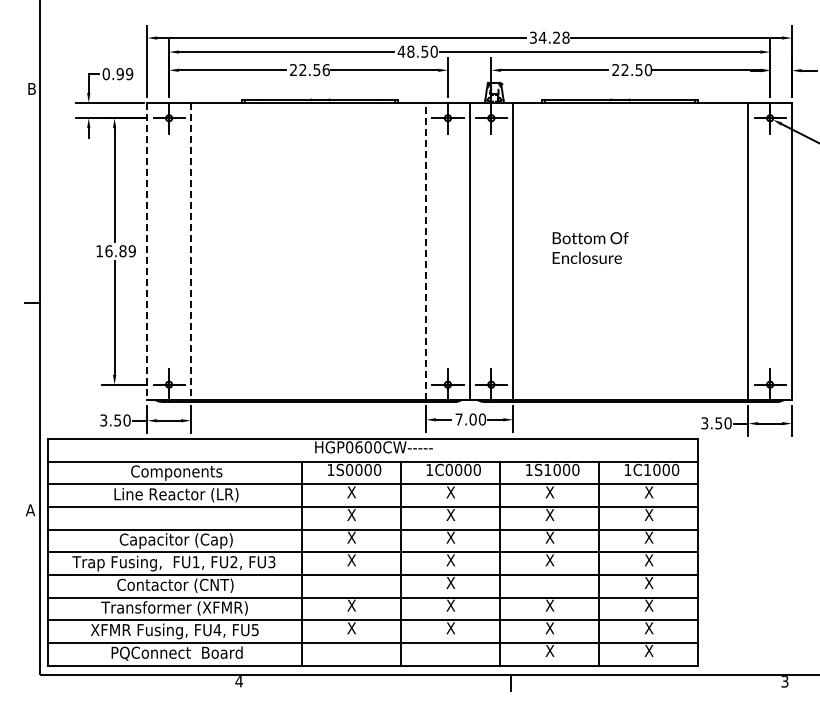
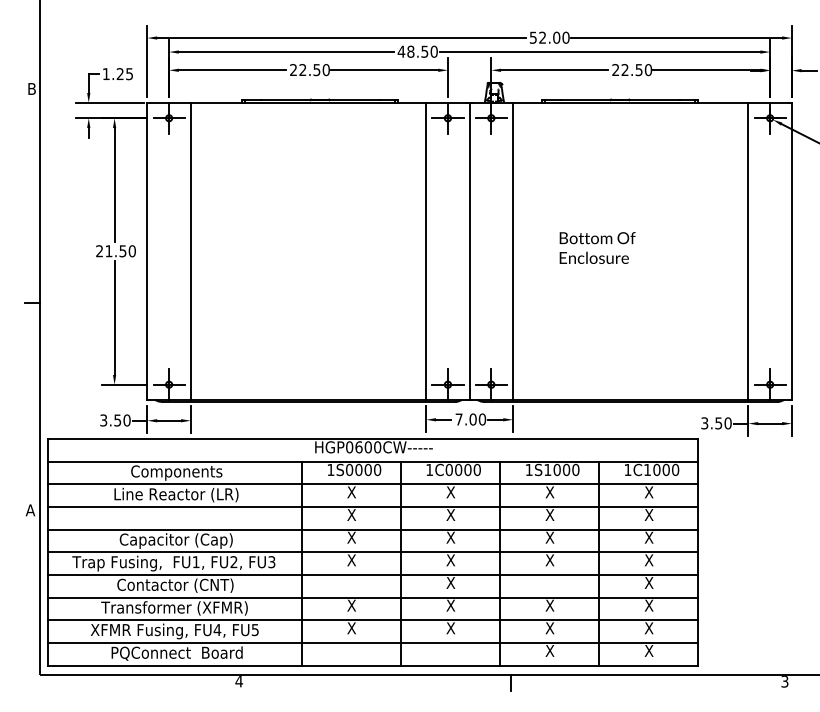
text: 34.28 -> 52.00 (549, 37)
text: 22.56 -> 22.50 (325, 69)
text: 0.99 -> 1.25 (117, 74)
text position: (590, 247) -> (597, 247) (597, 247)
text: 16.89 -> 21.50 (115, 251)
line: dashed -> solid (147, 251)
line: dashed -> solid (190, 251)
line: dashed -> solid (426, 251)
